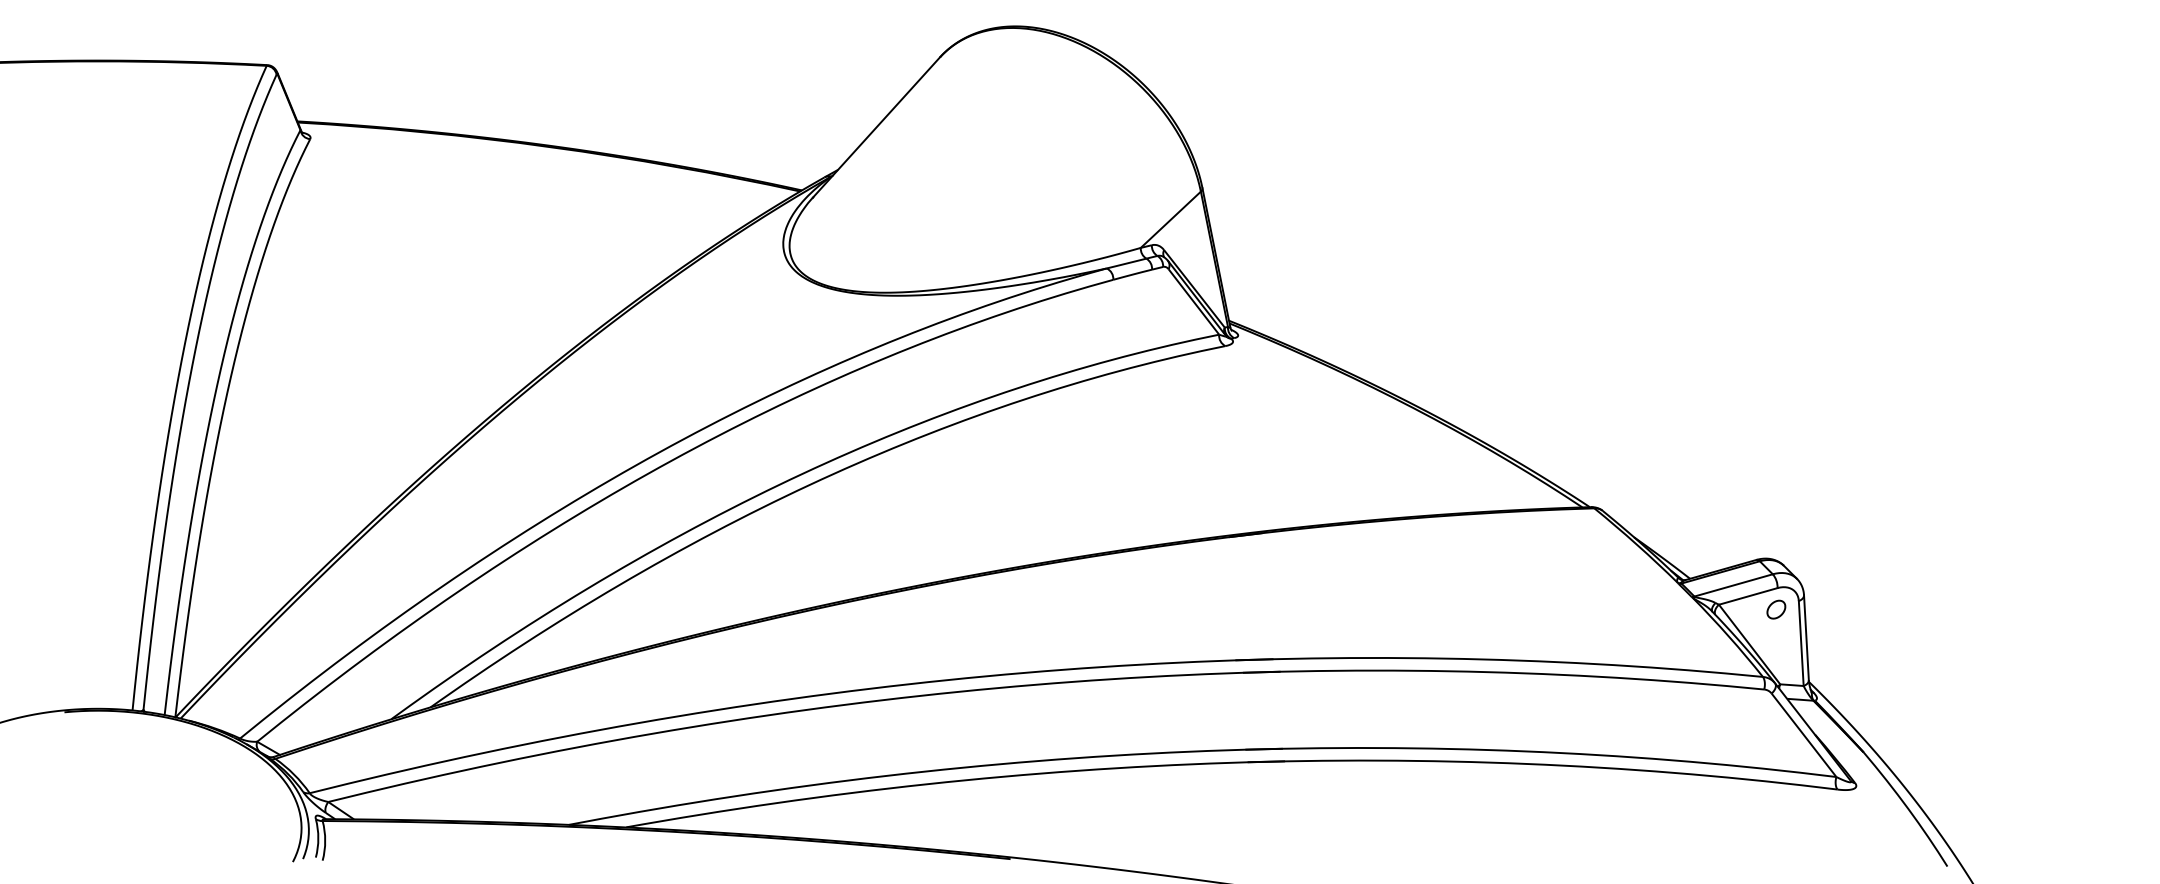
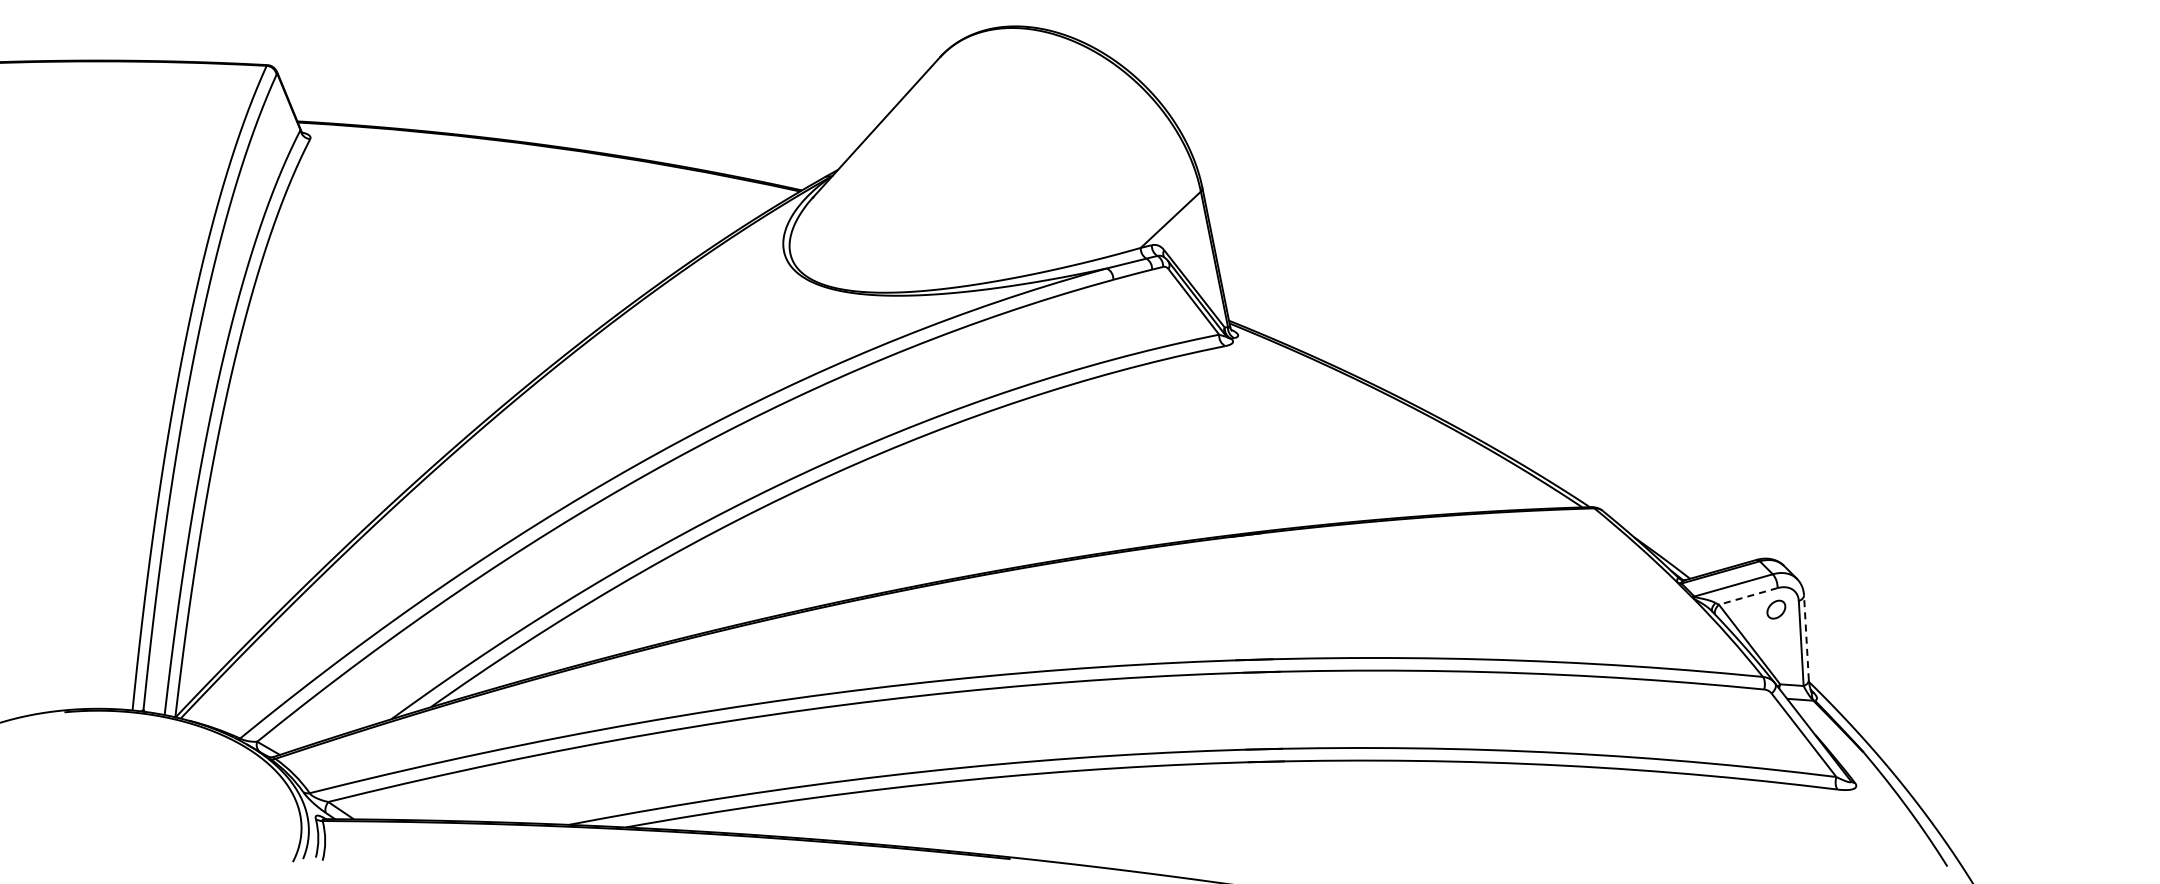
line: solid -> dashed (1747, 596)
line: solid -> dashed (1806, 637)
